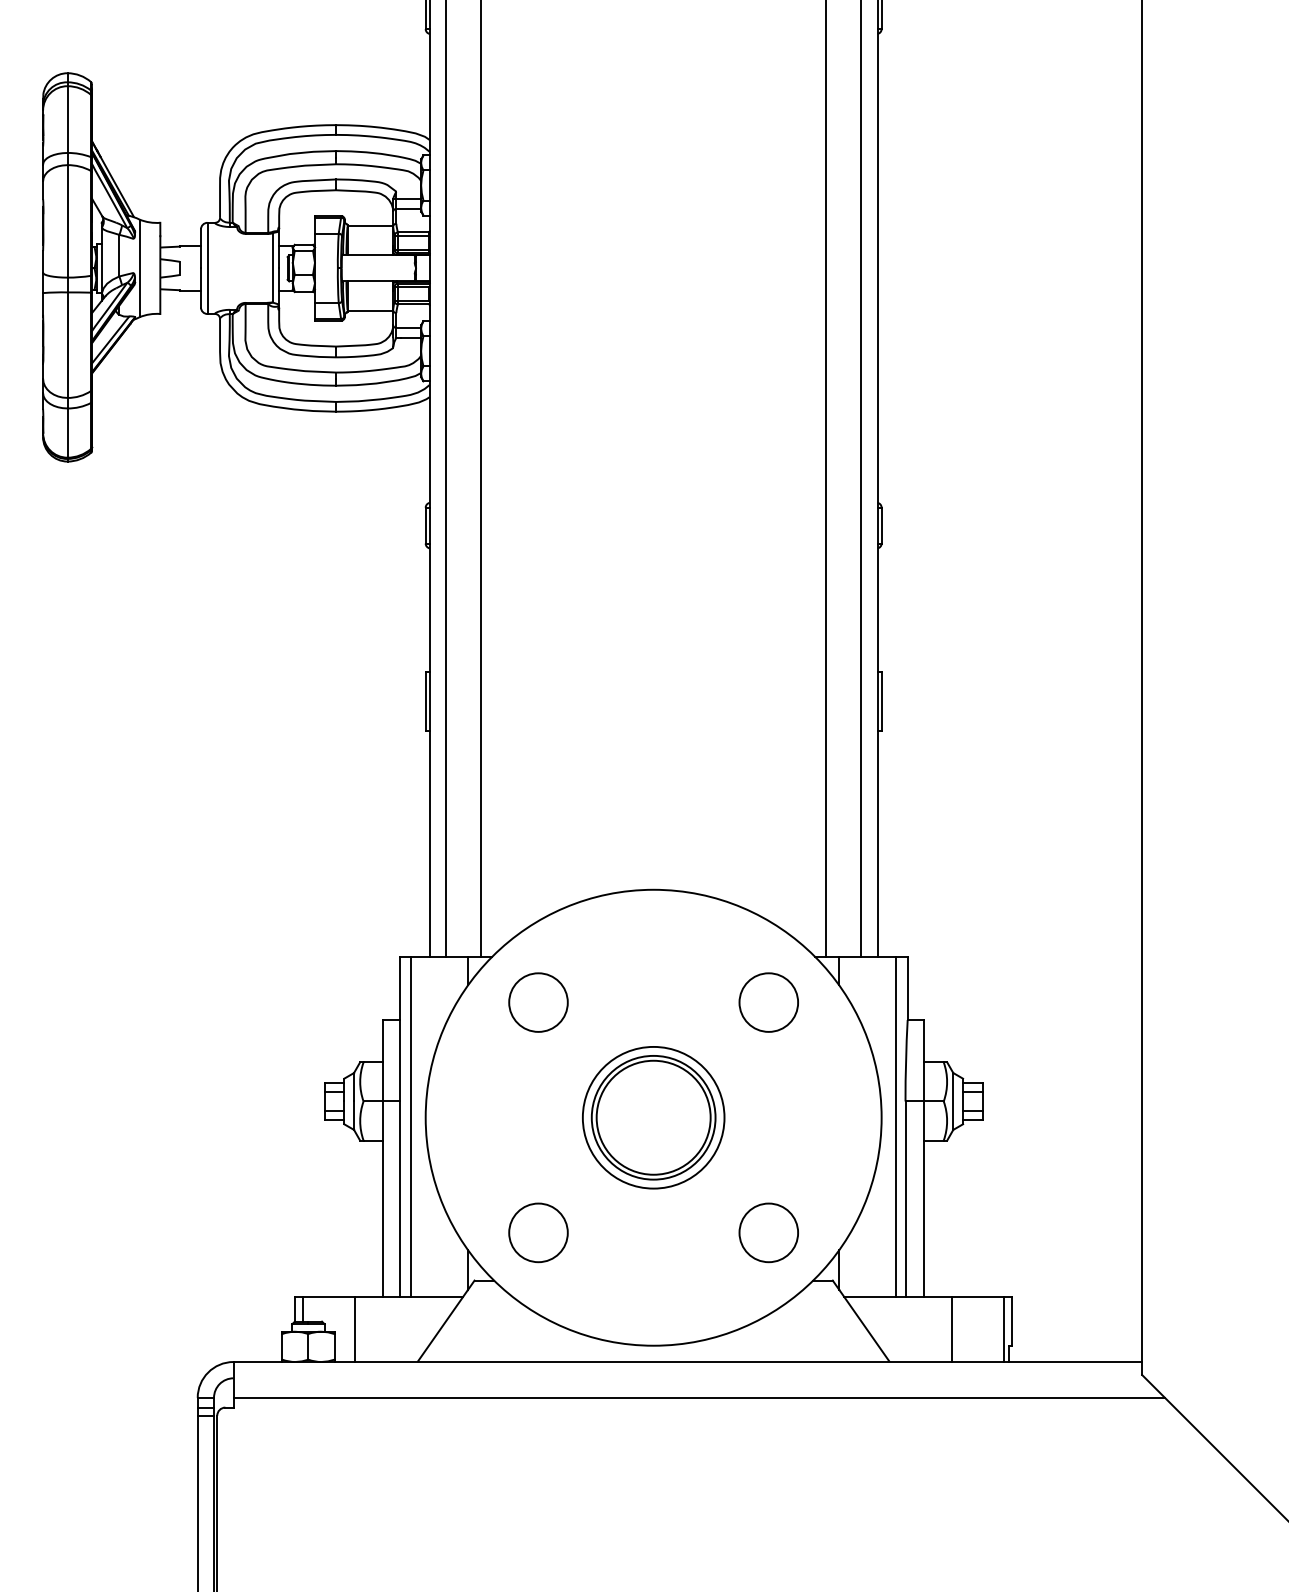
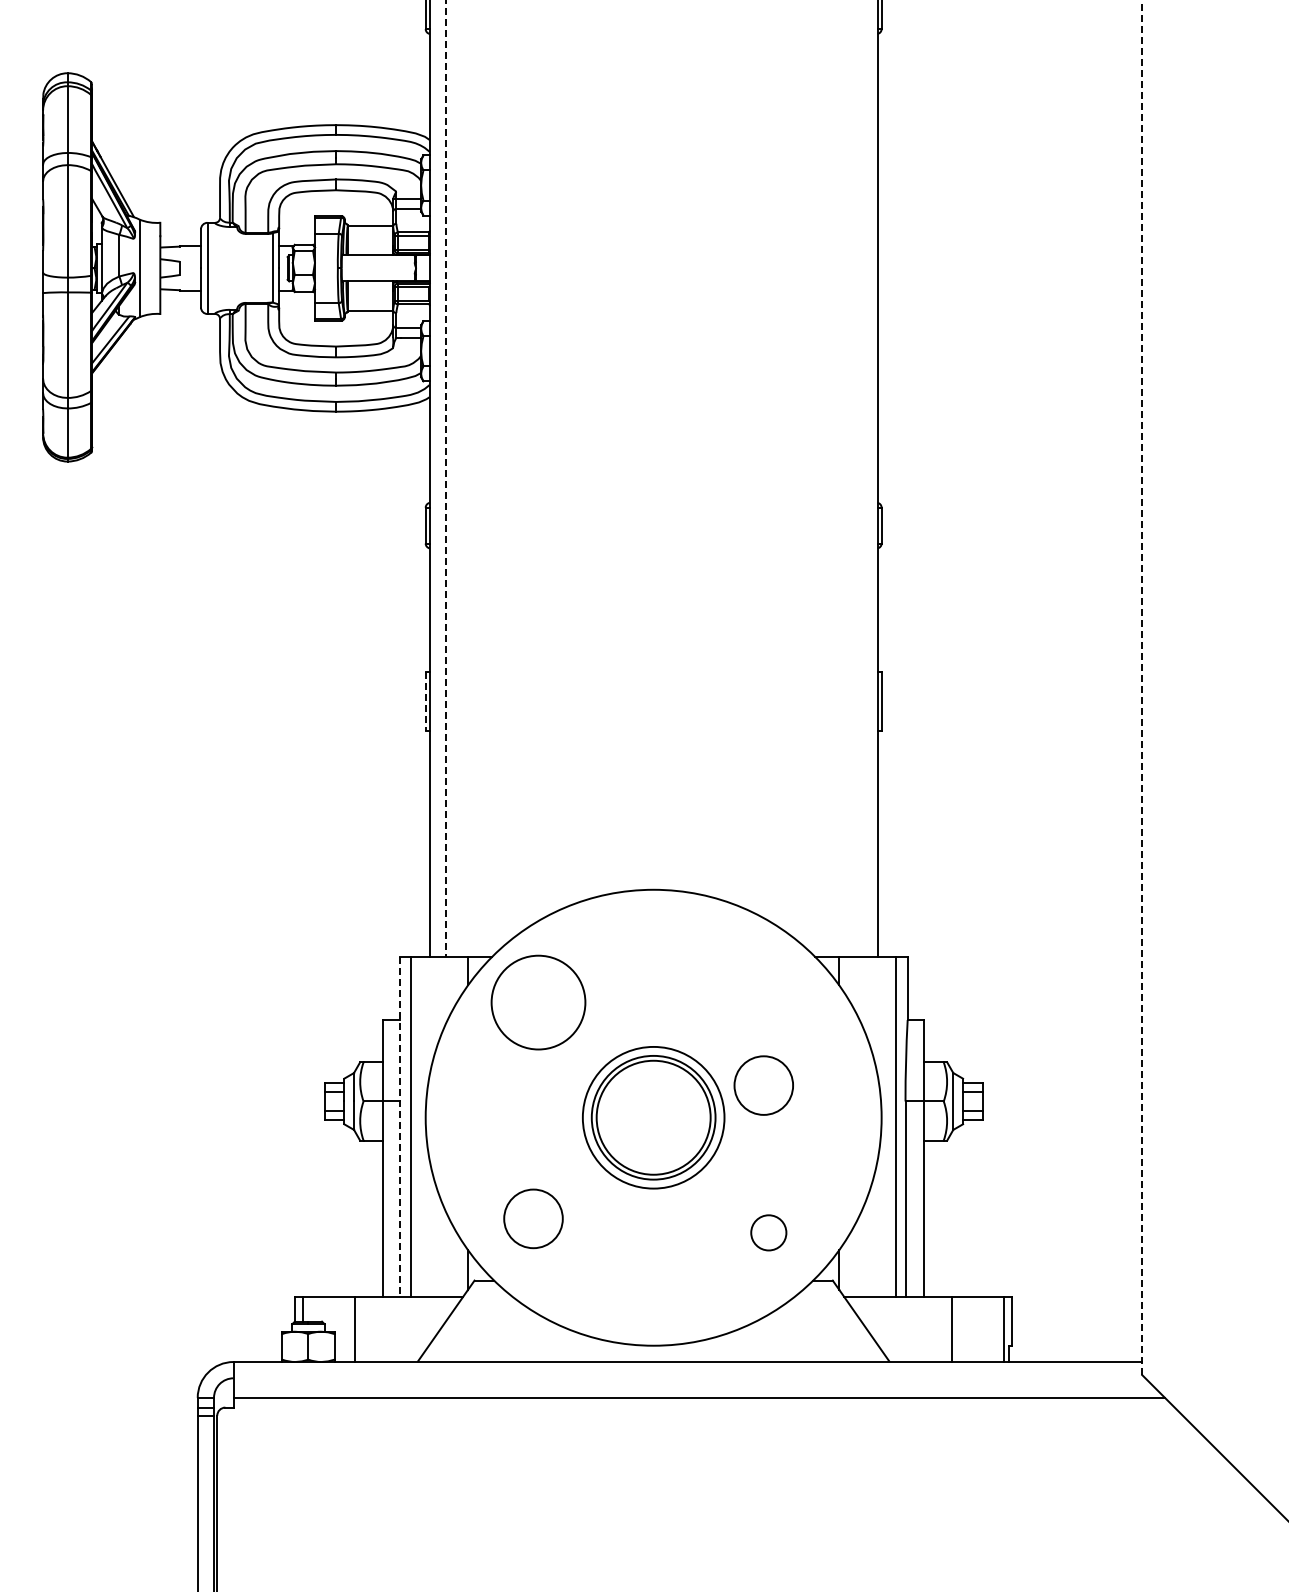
line: solid -> dashed (446, 478)
line: present -> none (481, 479)
line: present -> none (826, 479)
line: present -> none (861, 479)
line: solid -> dashed (1142, 687)
line: solid -> dashed (425, 702)
circle diameter: 59 px -> 94 px (538, 1002)
circle position: (768, 1002) -> (763, 1085) (763, 1085)
line: solid -> dashed (399, 1127)
circle position: (538, 1232) -> (533, 1218) (533, 1218)
circle diameter: 59 px -> 35 px (768, 1232)
